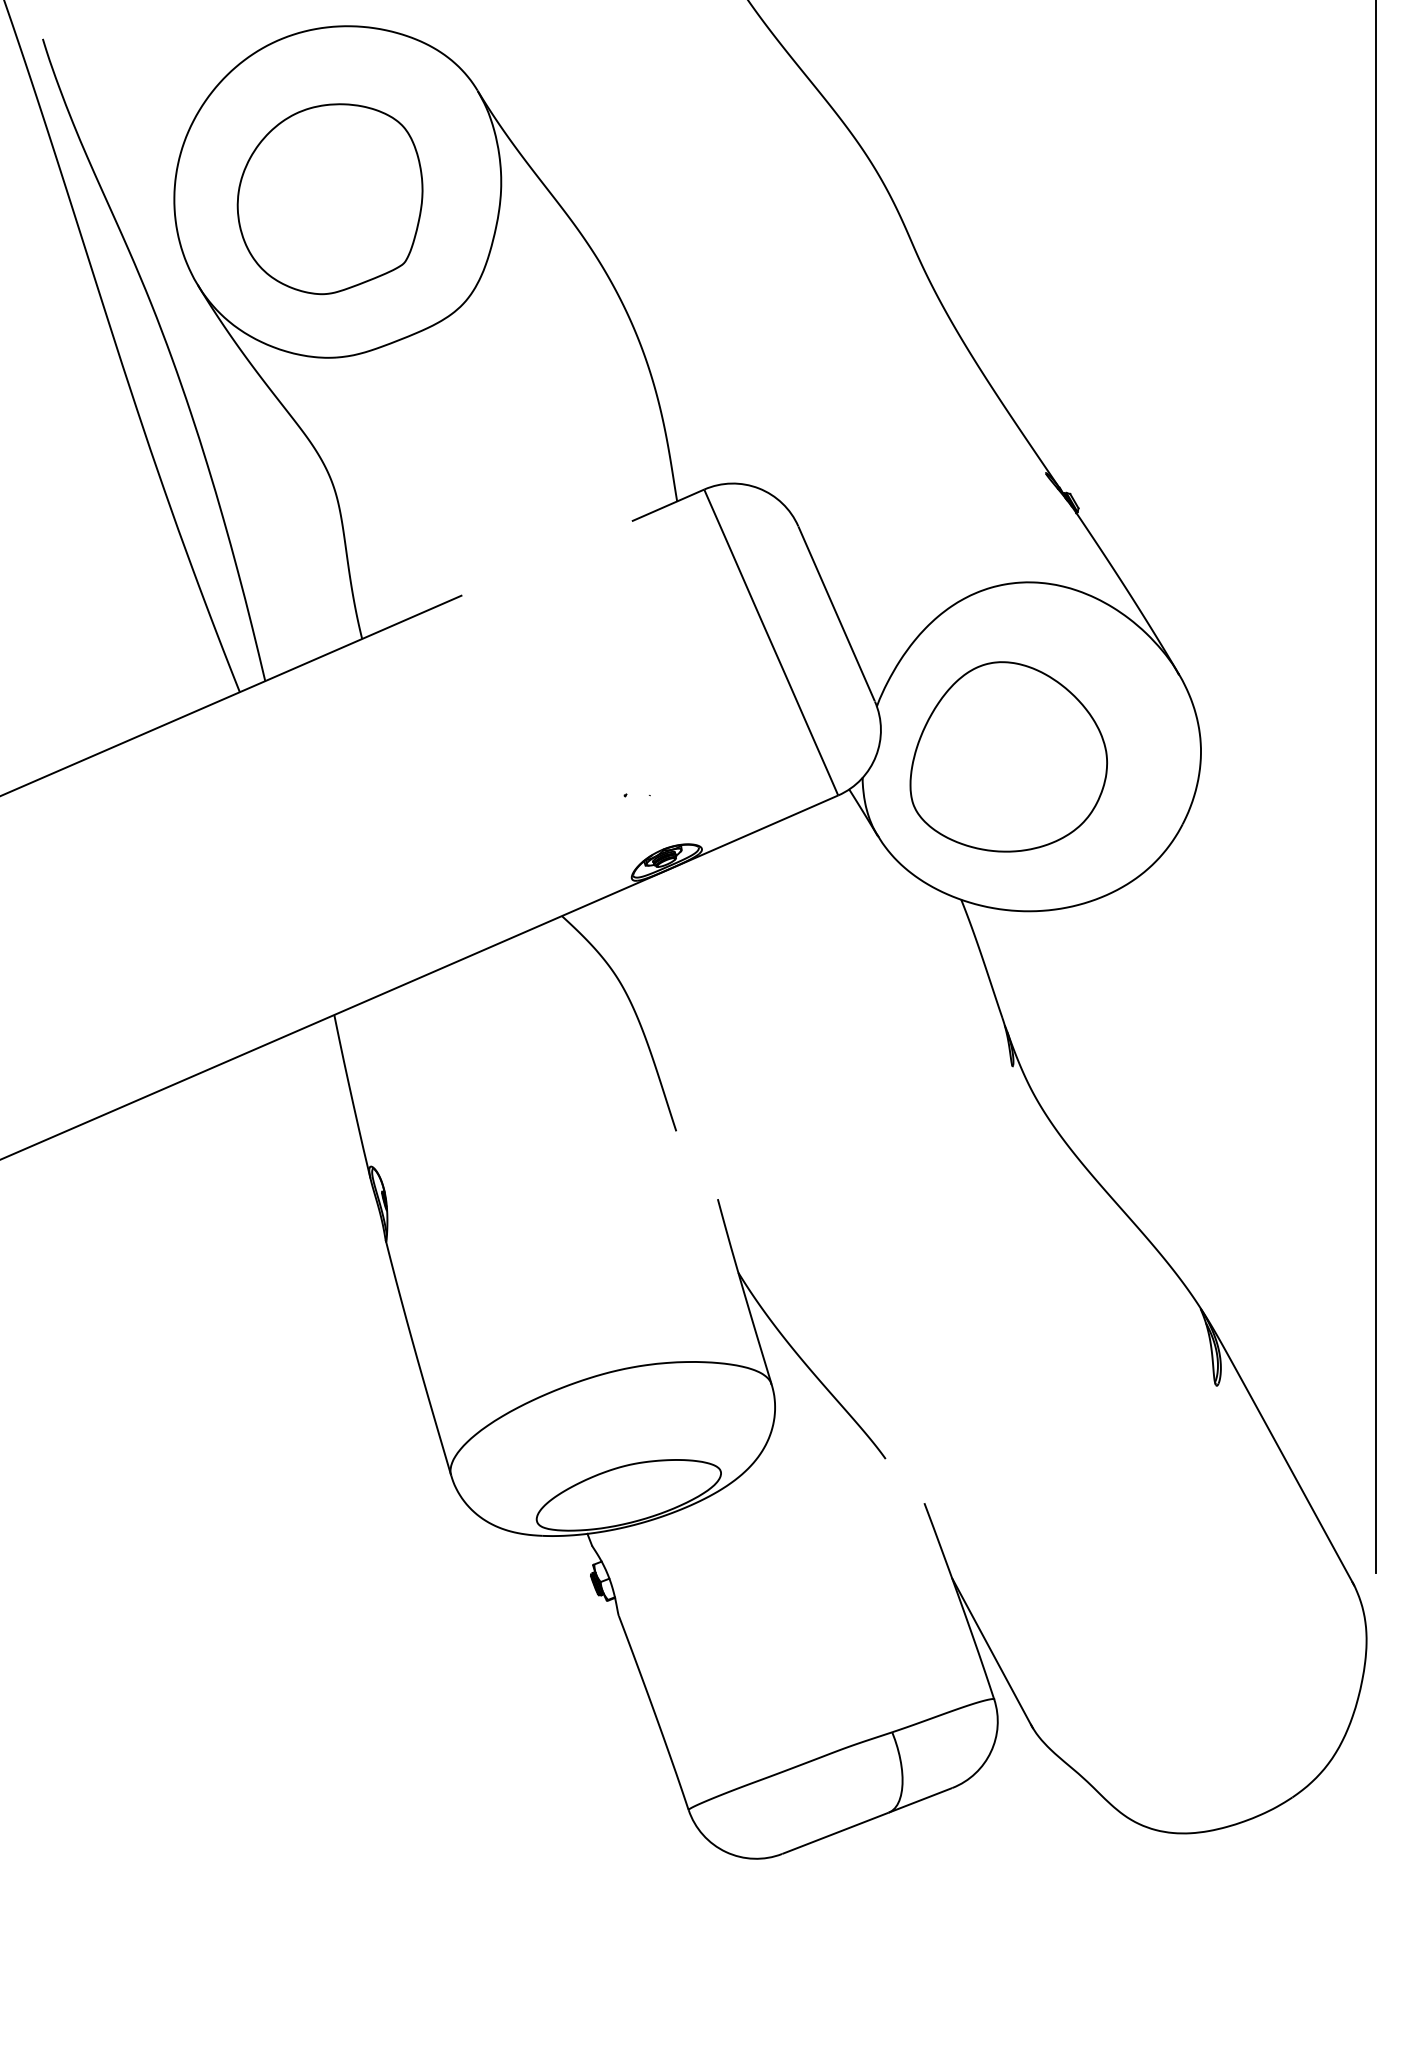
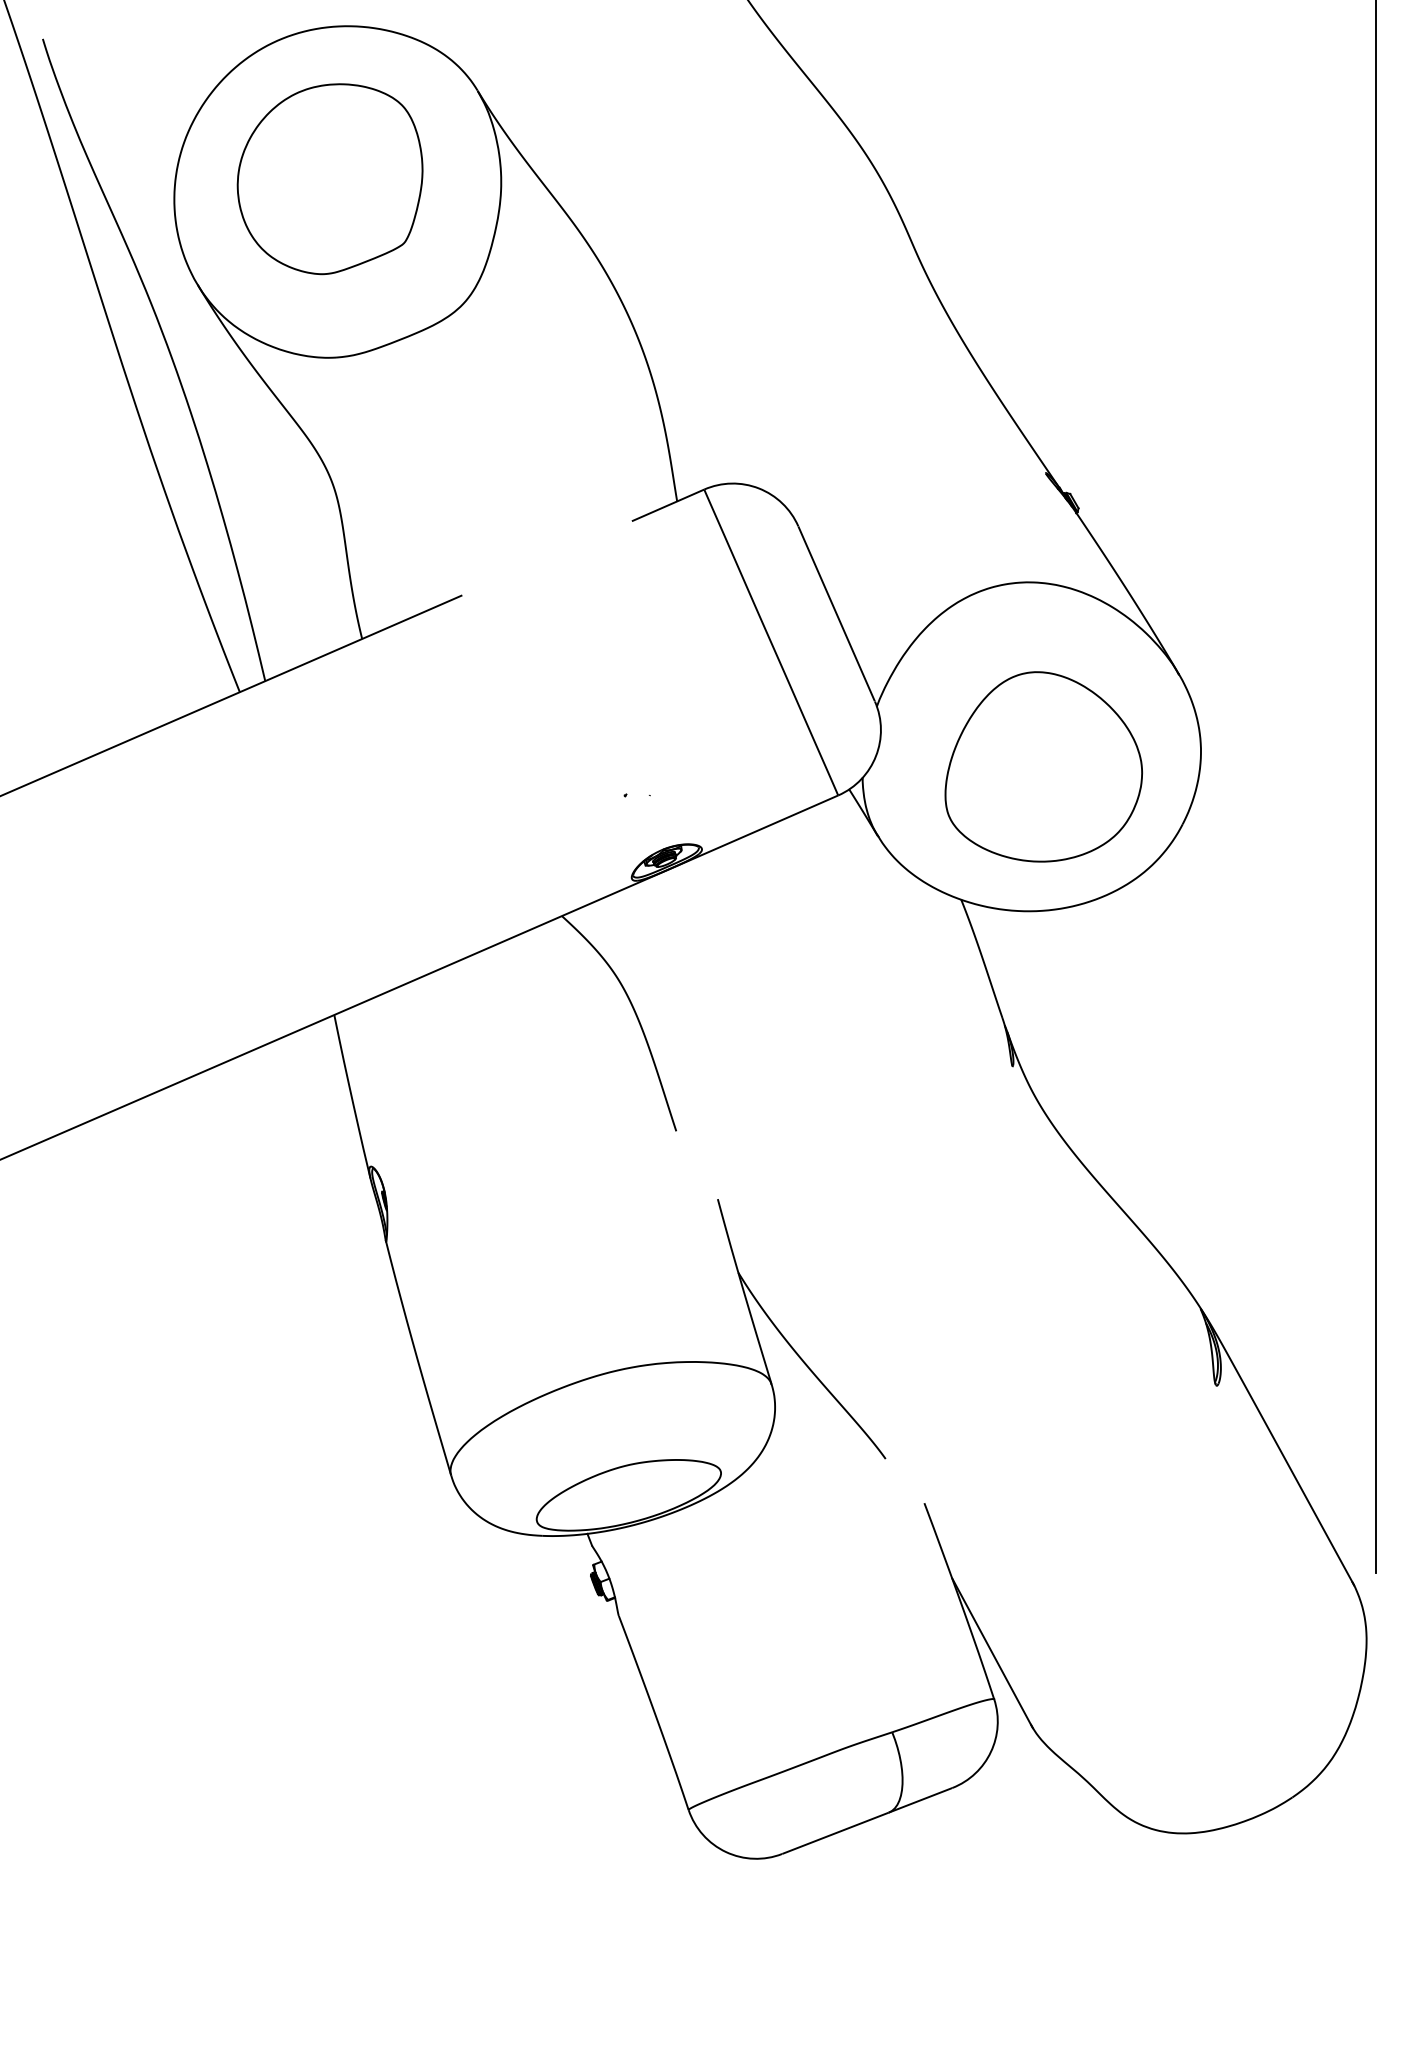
part position: (329, 199) -> (329, 179) (329, 179)
part position: (1008, 756) -> (1043, 766) (1043, 766)
